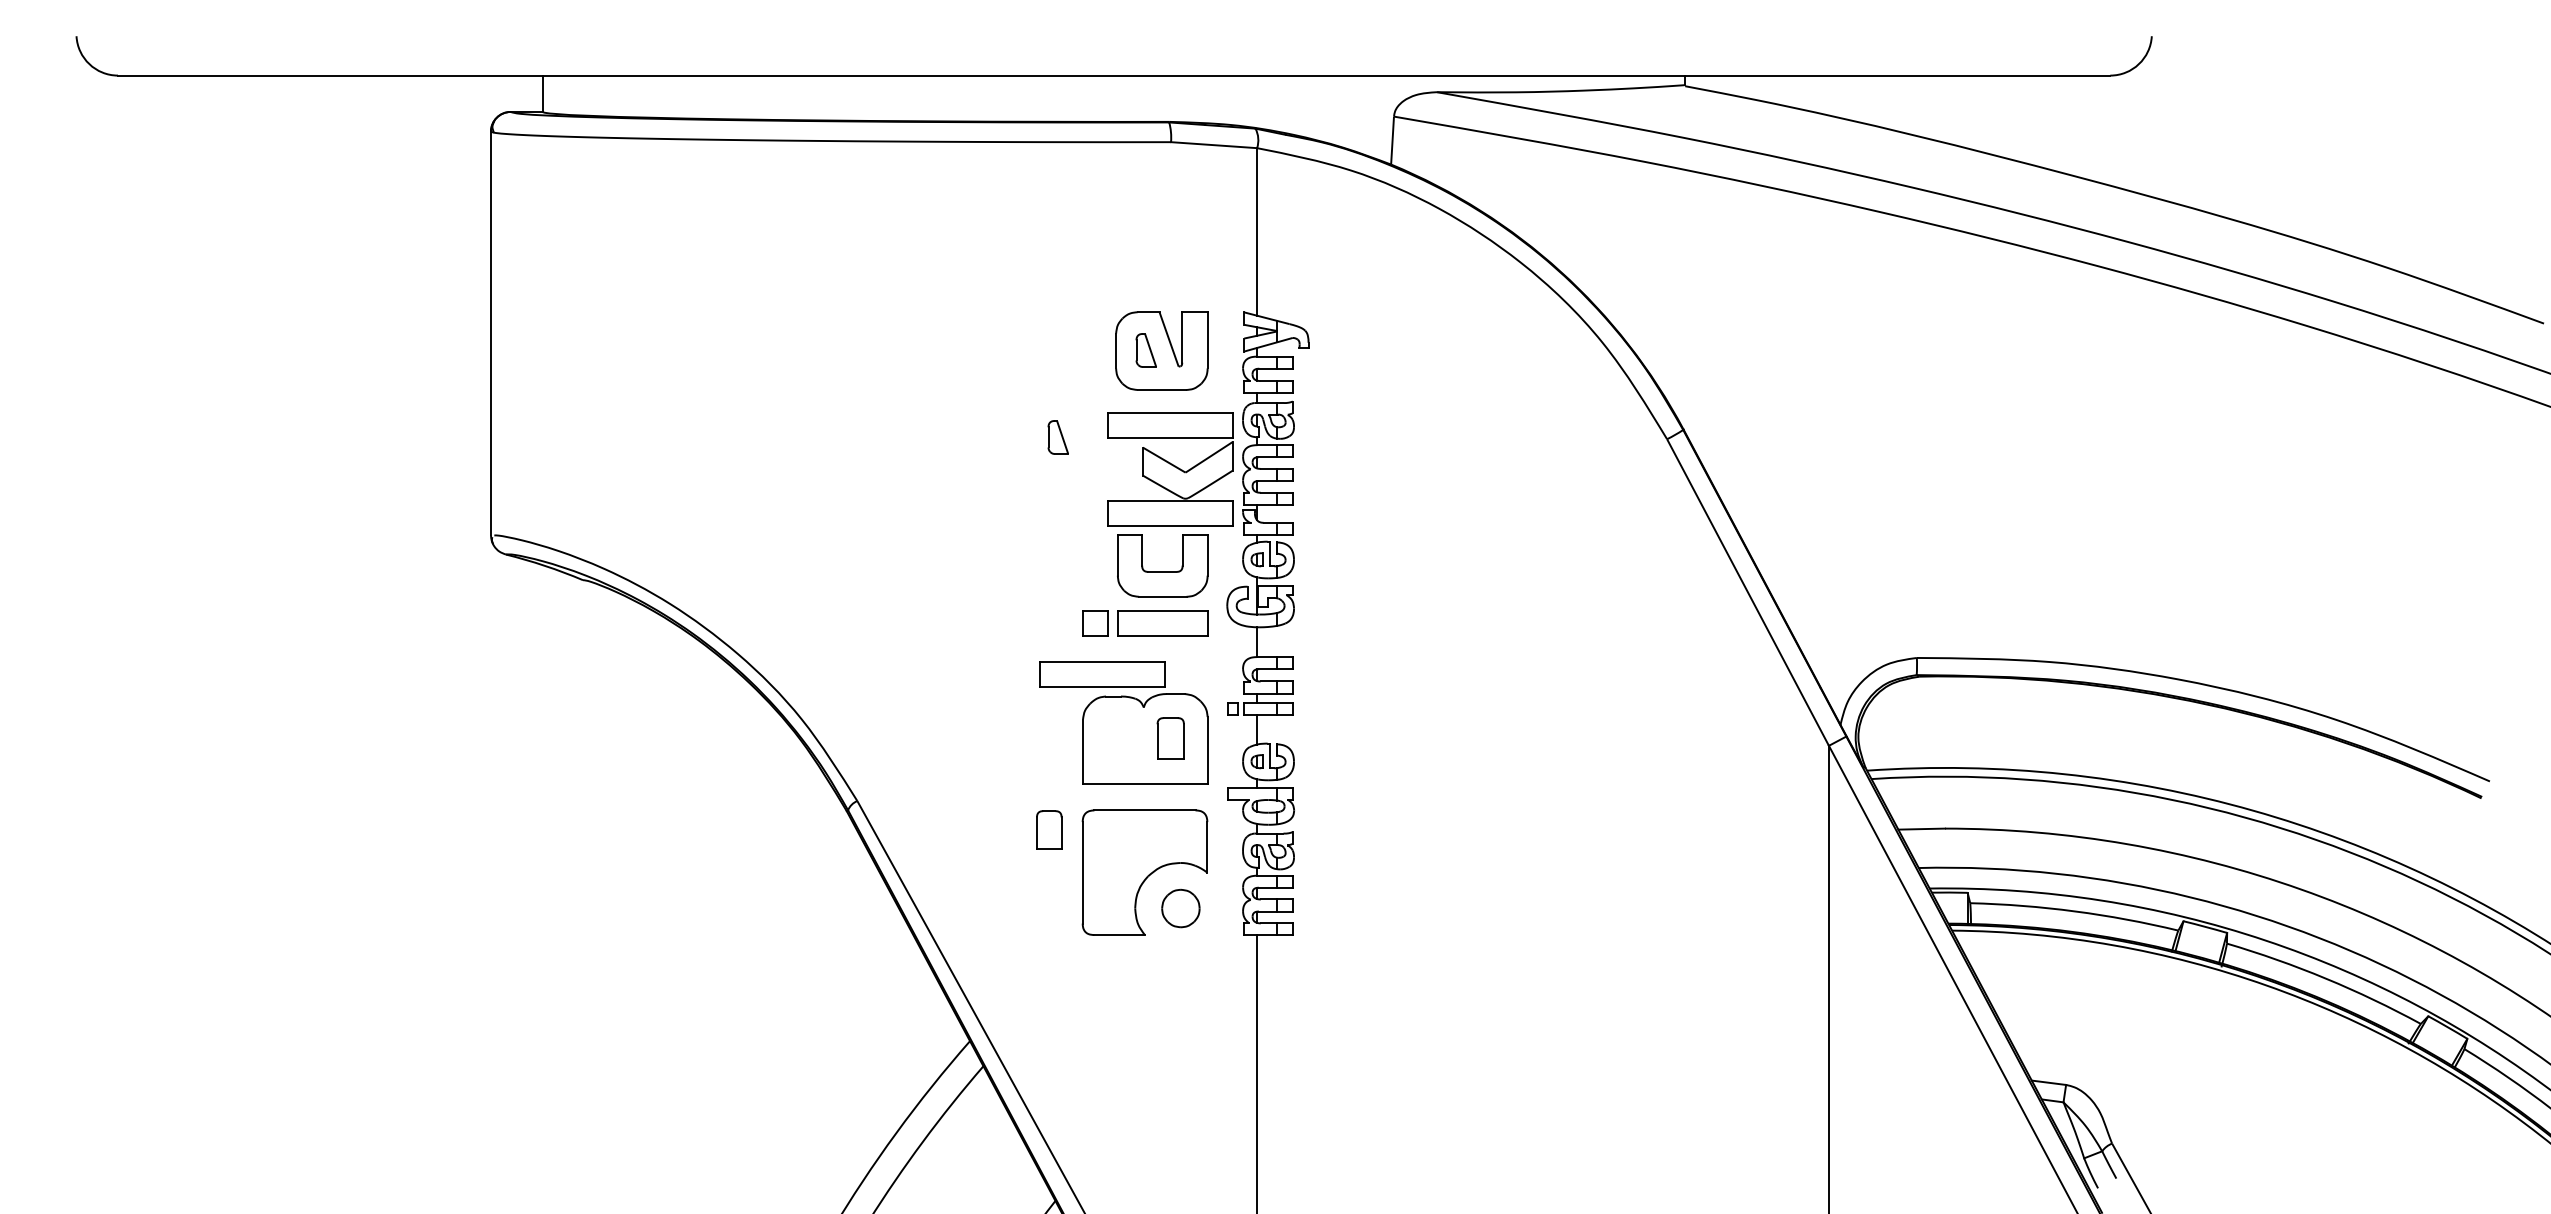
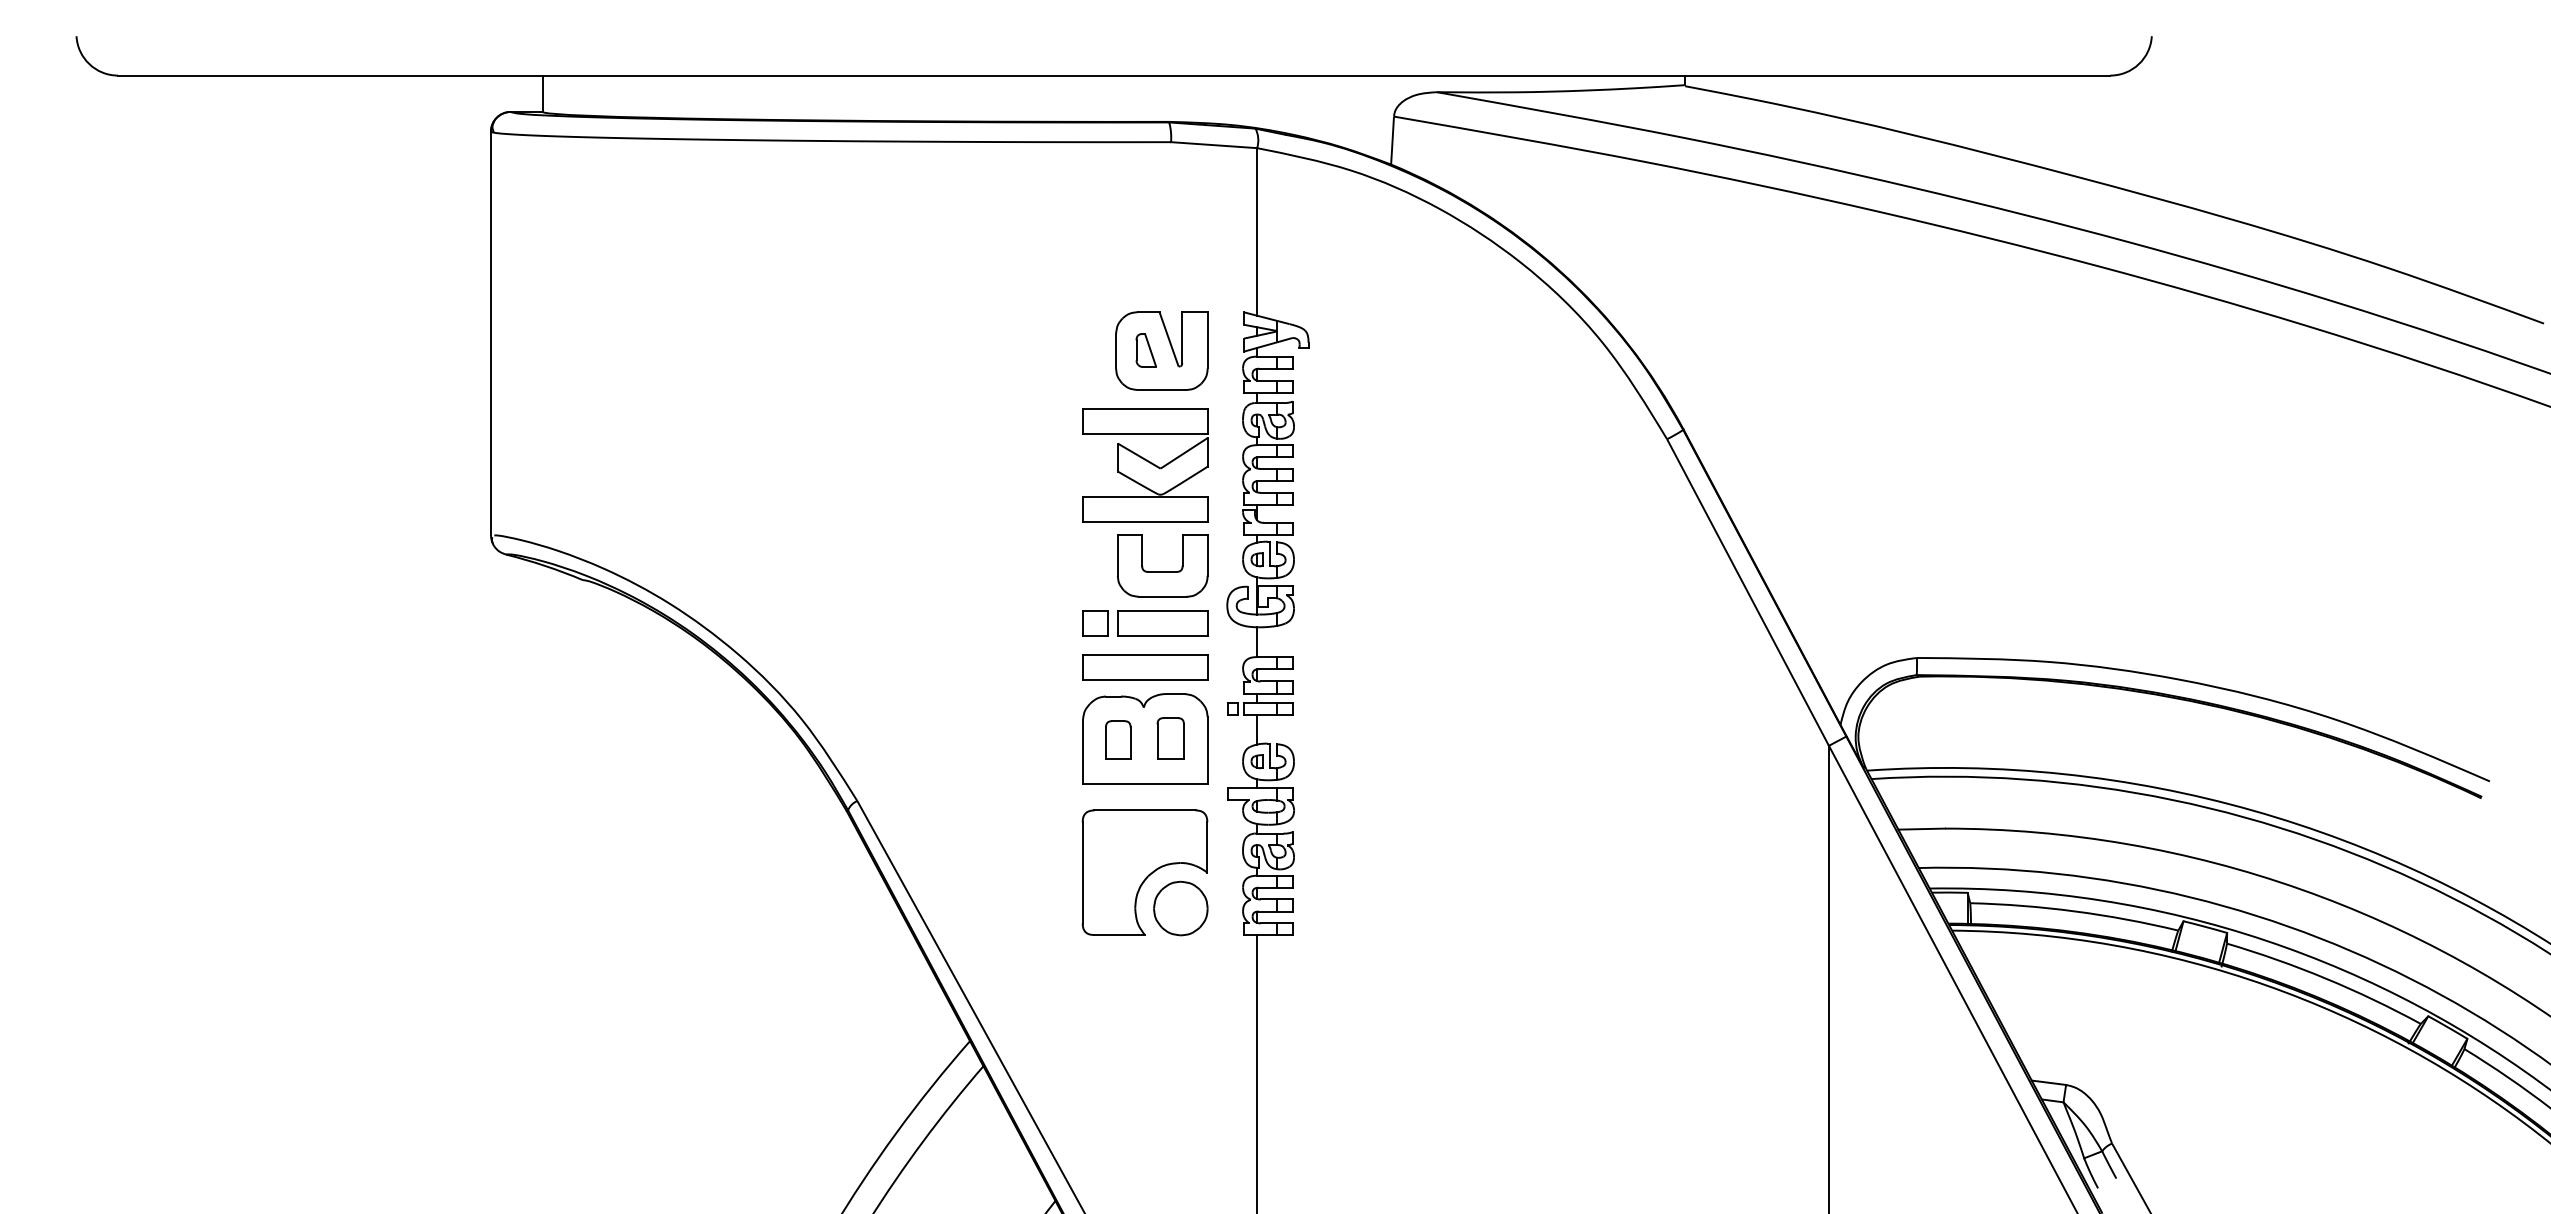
part: present -> none (1057, 437)
part position: (1170, 469) -> (1145, 465) (1145, 465)
part position: (1102, 674) -> (1145, 667) (1145, 667)
part position: (1049, 829) -> (1118, 739) (1118, 739)
part size: 40x41 px -> 56x57 px (1180, 908)
